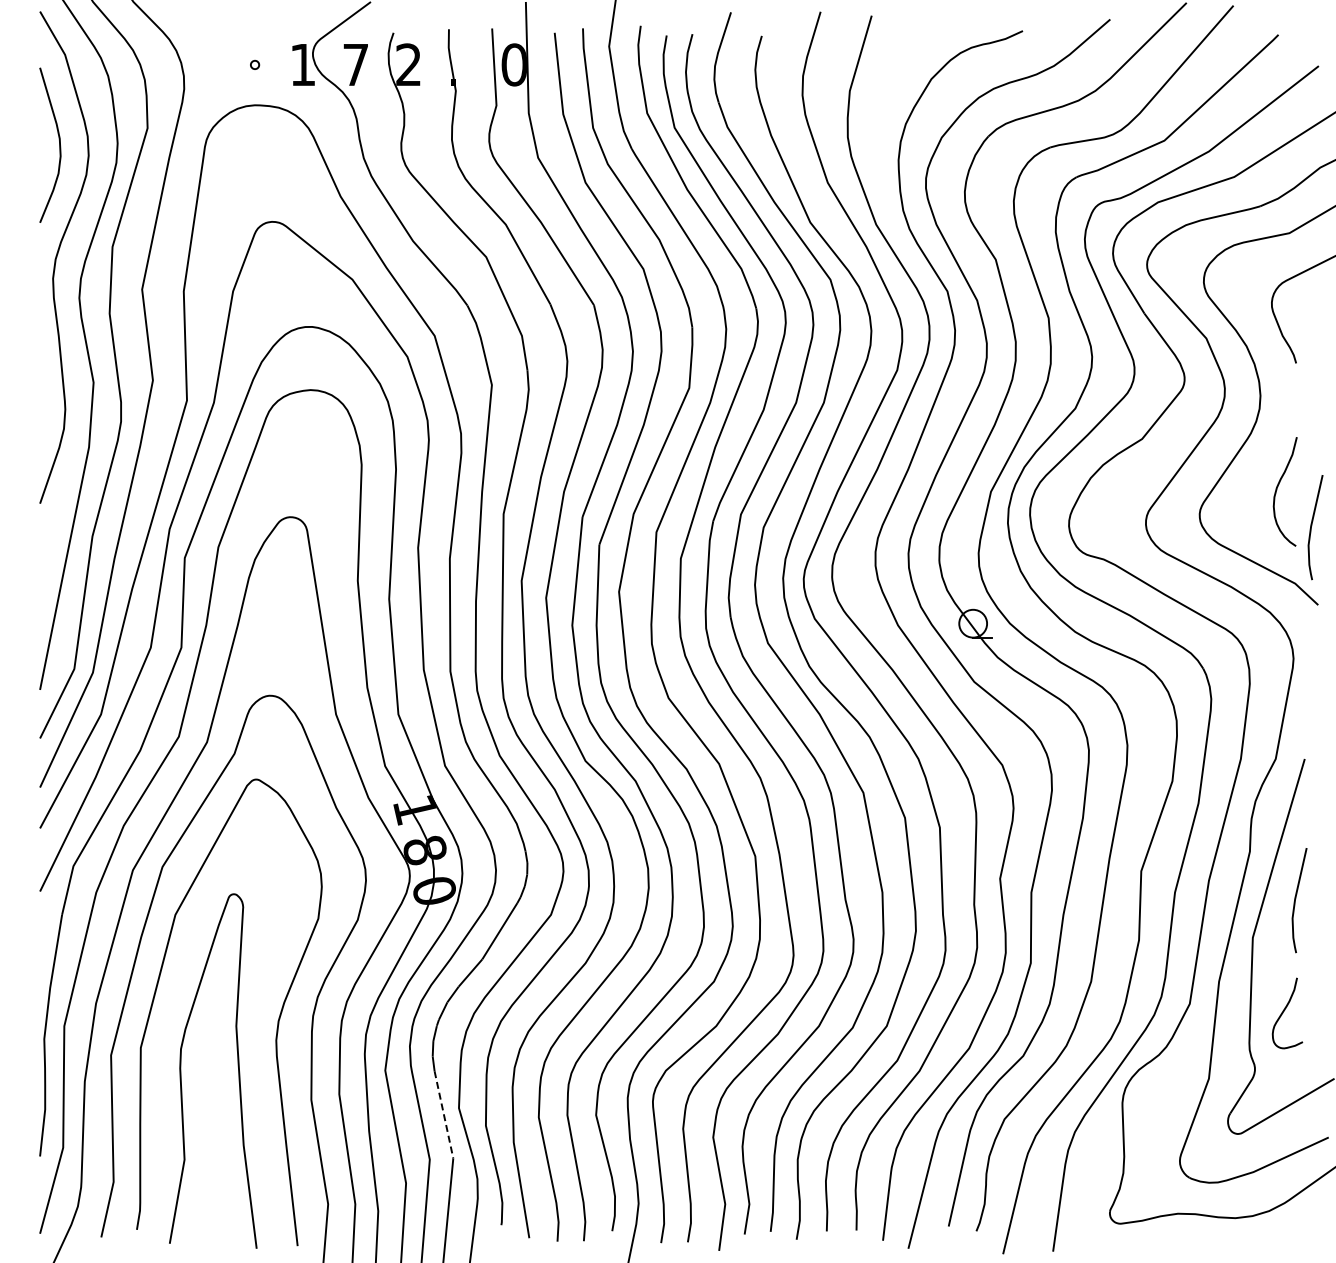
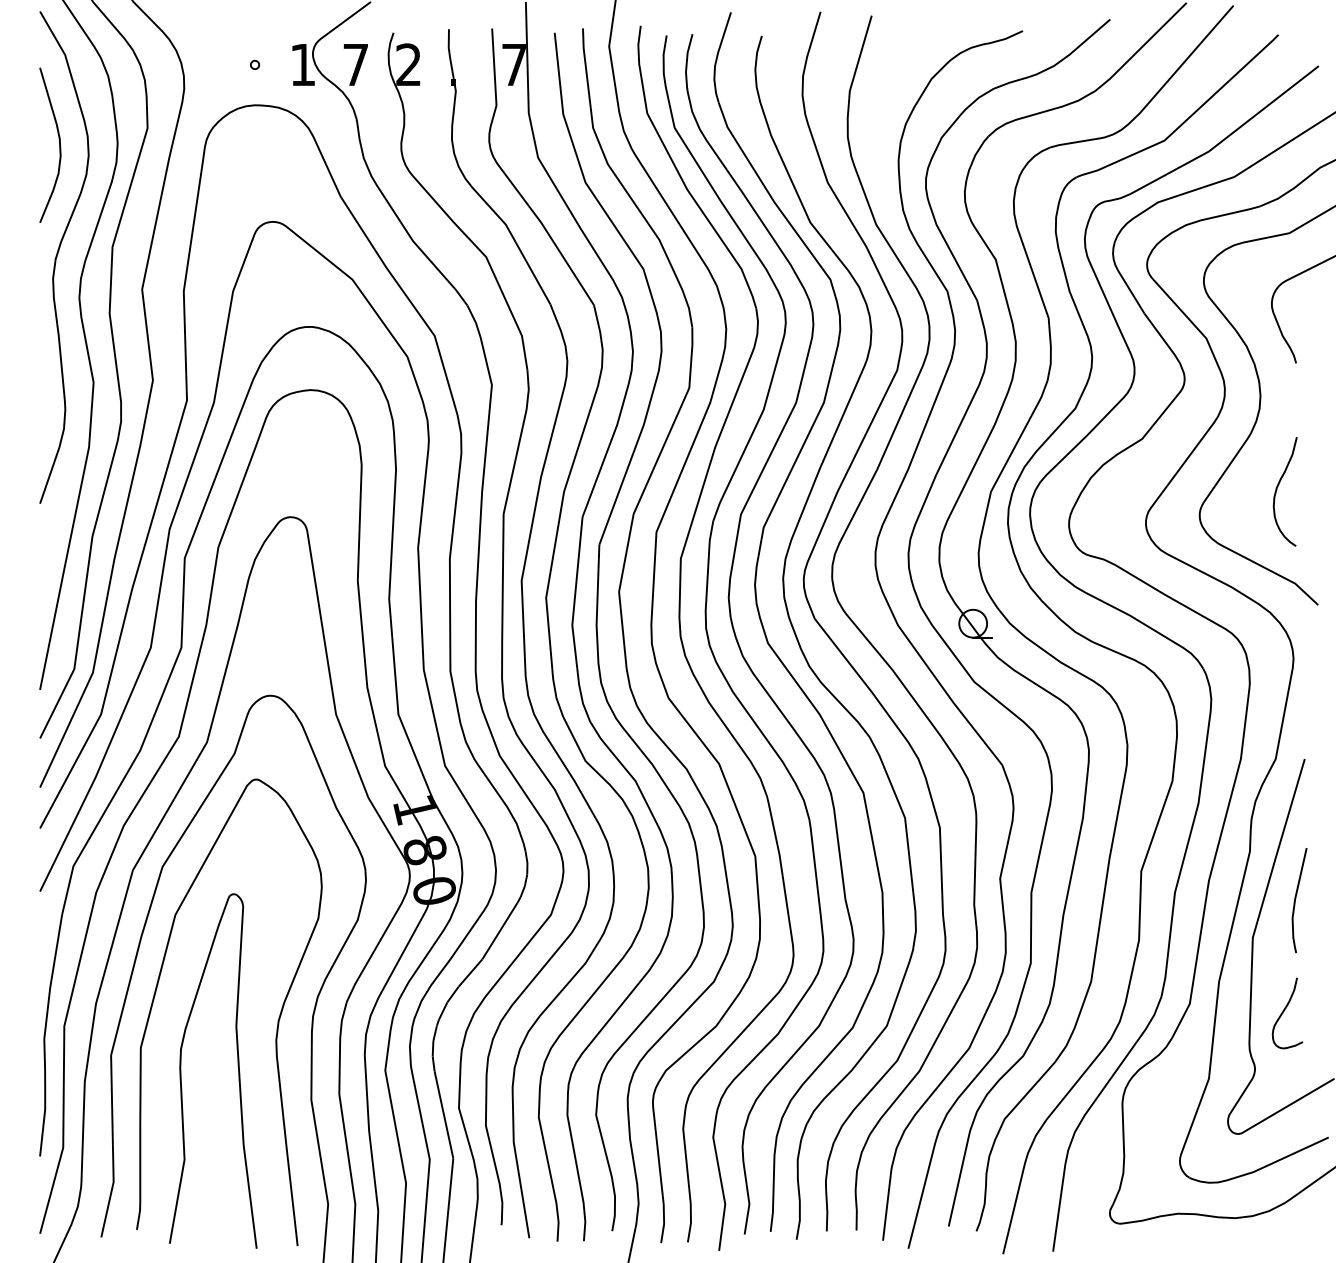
text: 0 -> 7 (513, 64)
curve: present -> none (1312, 525)
line: dashed -> solid (443, 1114)
